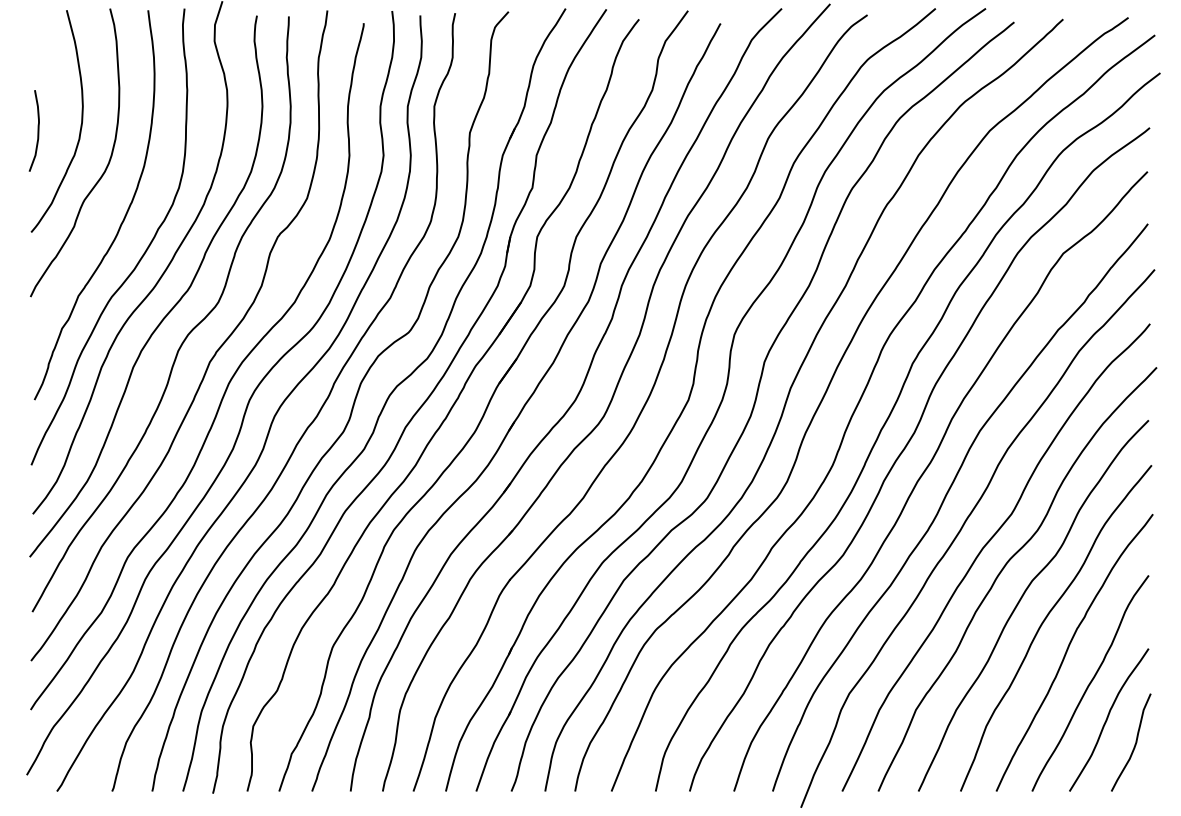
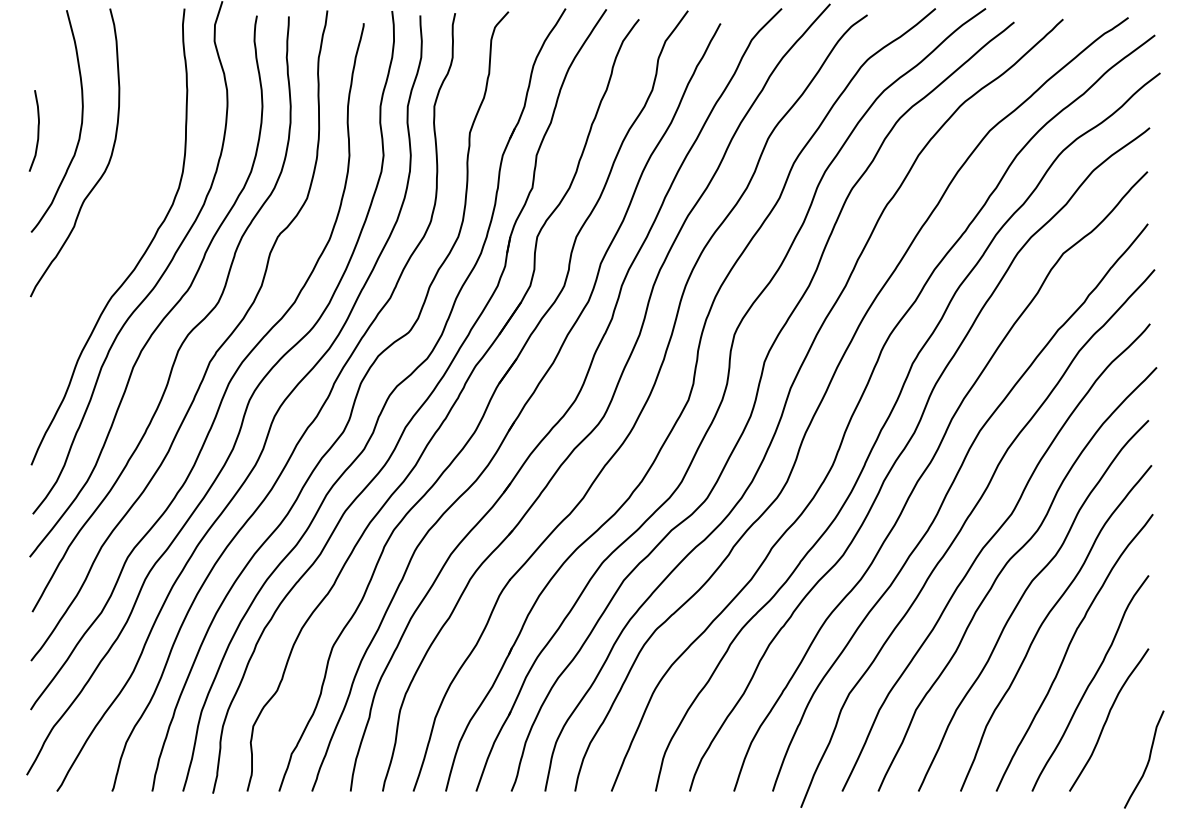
curve: present -> none (124, 215)
curve position: (1134, 744) -> (1147, 761) (1147, 761)
